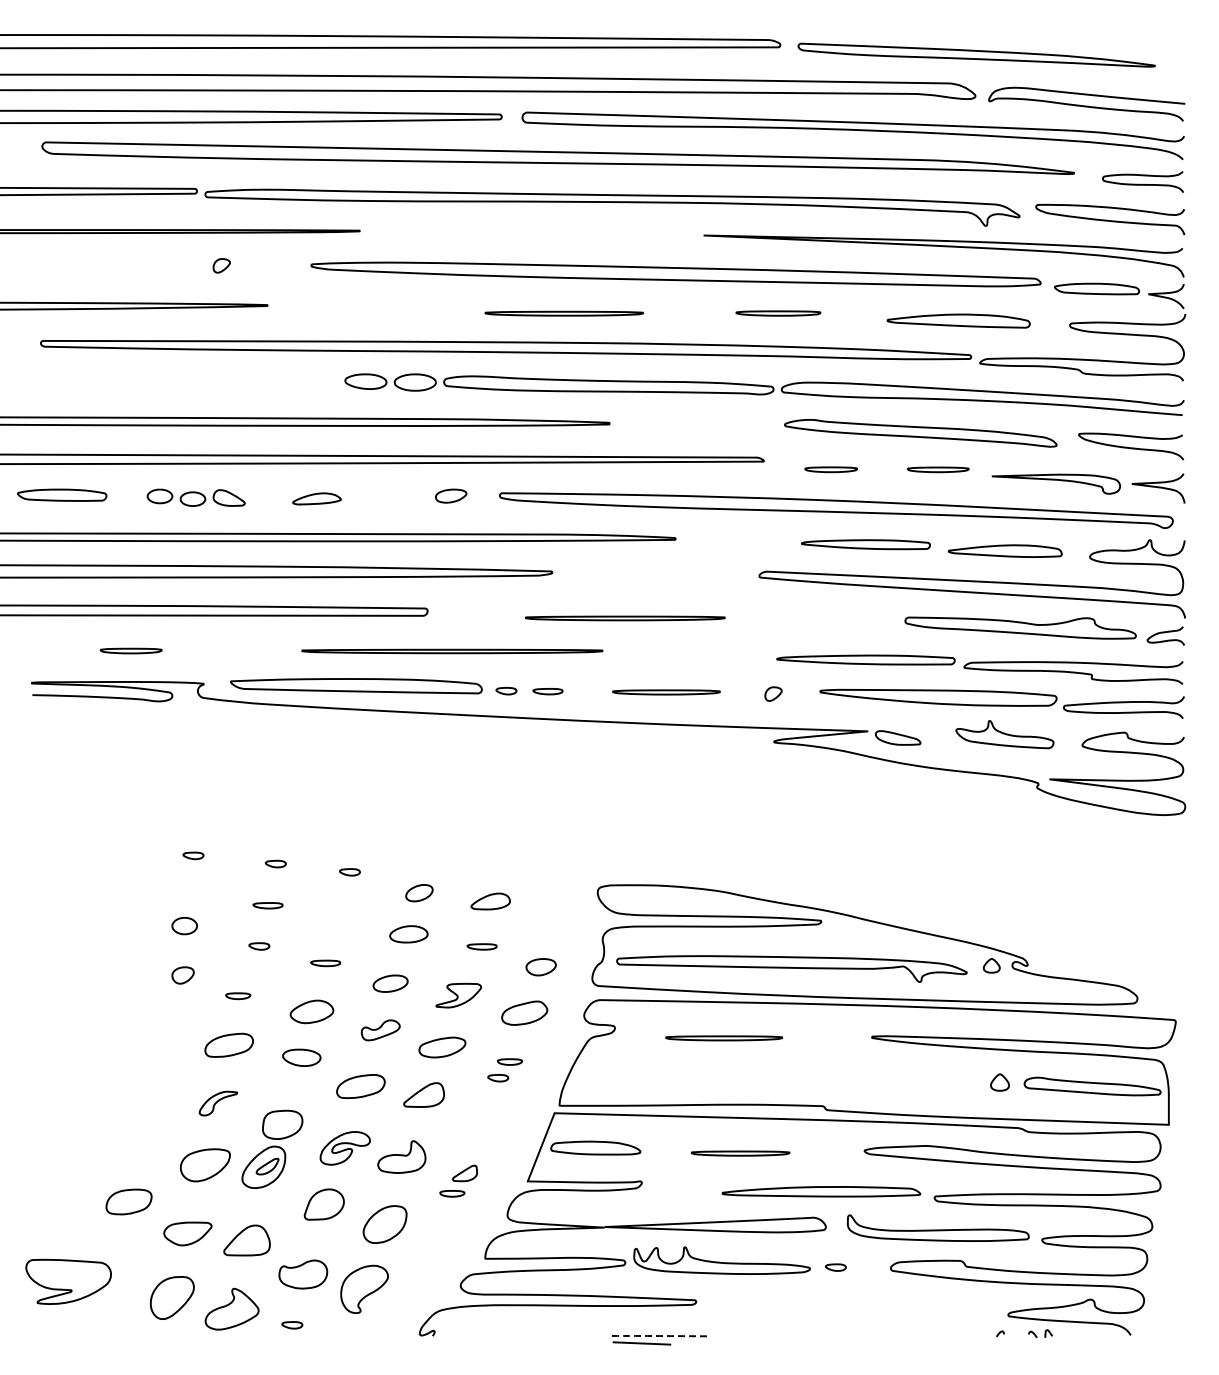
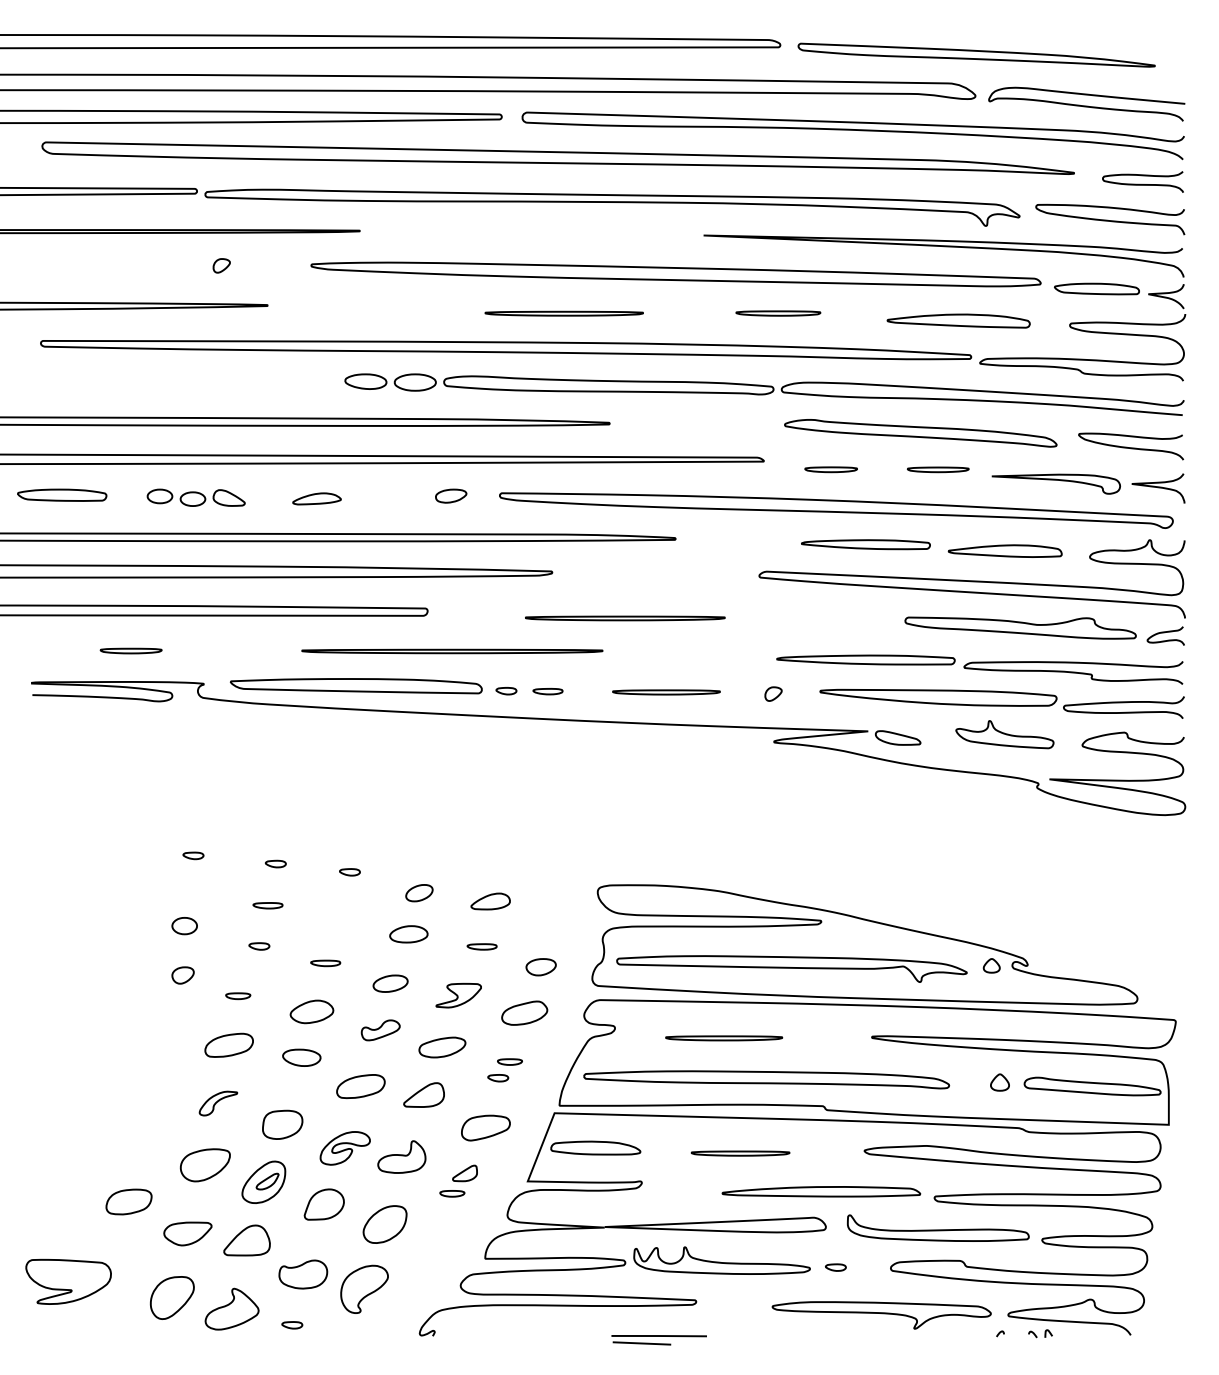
part: none -> present (766, 1079)
part: none -> present (485, 1127)
part position: (263, 1166) -> (263, 1181) (263, 1181)
part: none -> present (881, 1315)
line: dashed -> solid (659, 1336)
